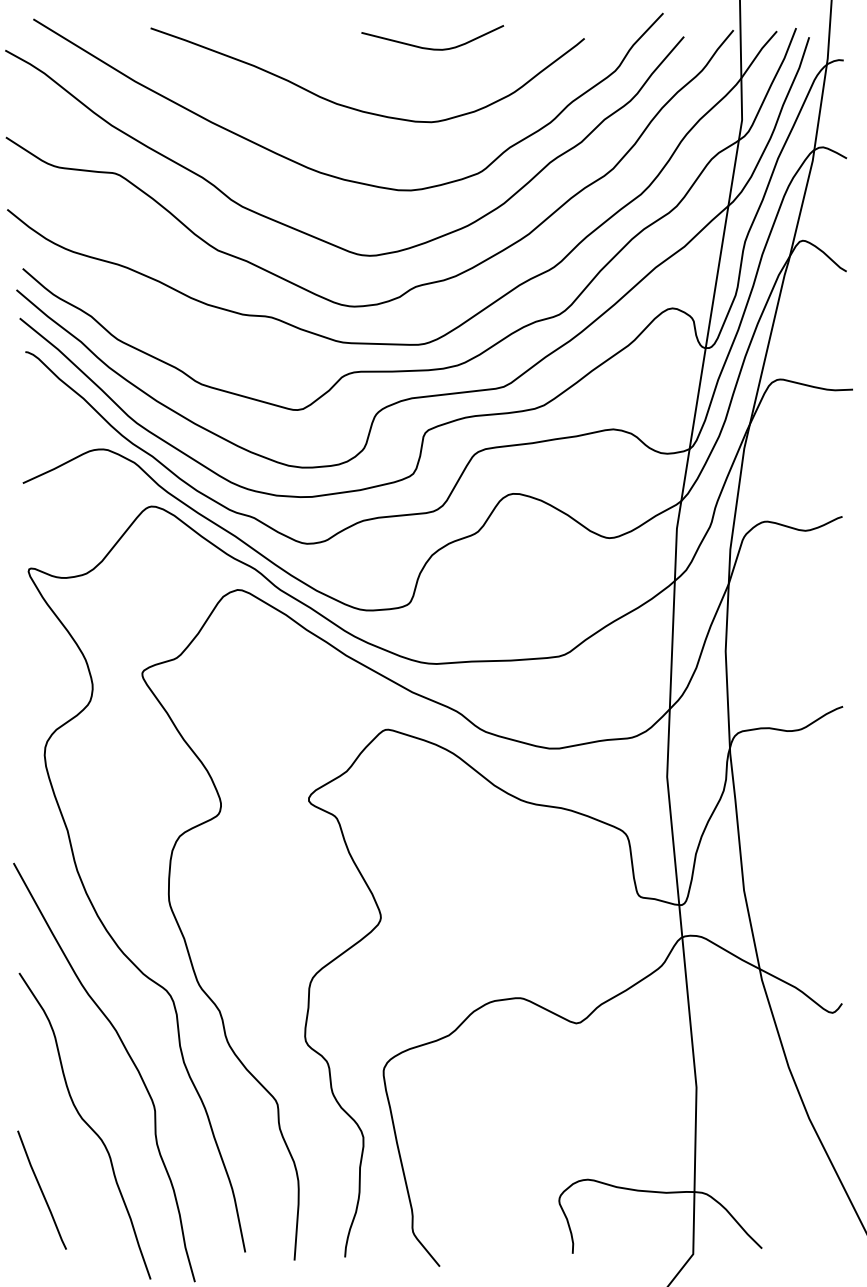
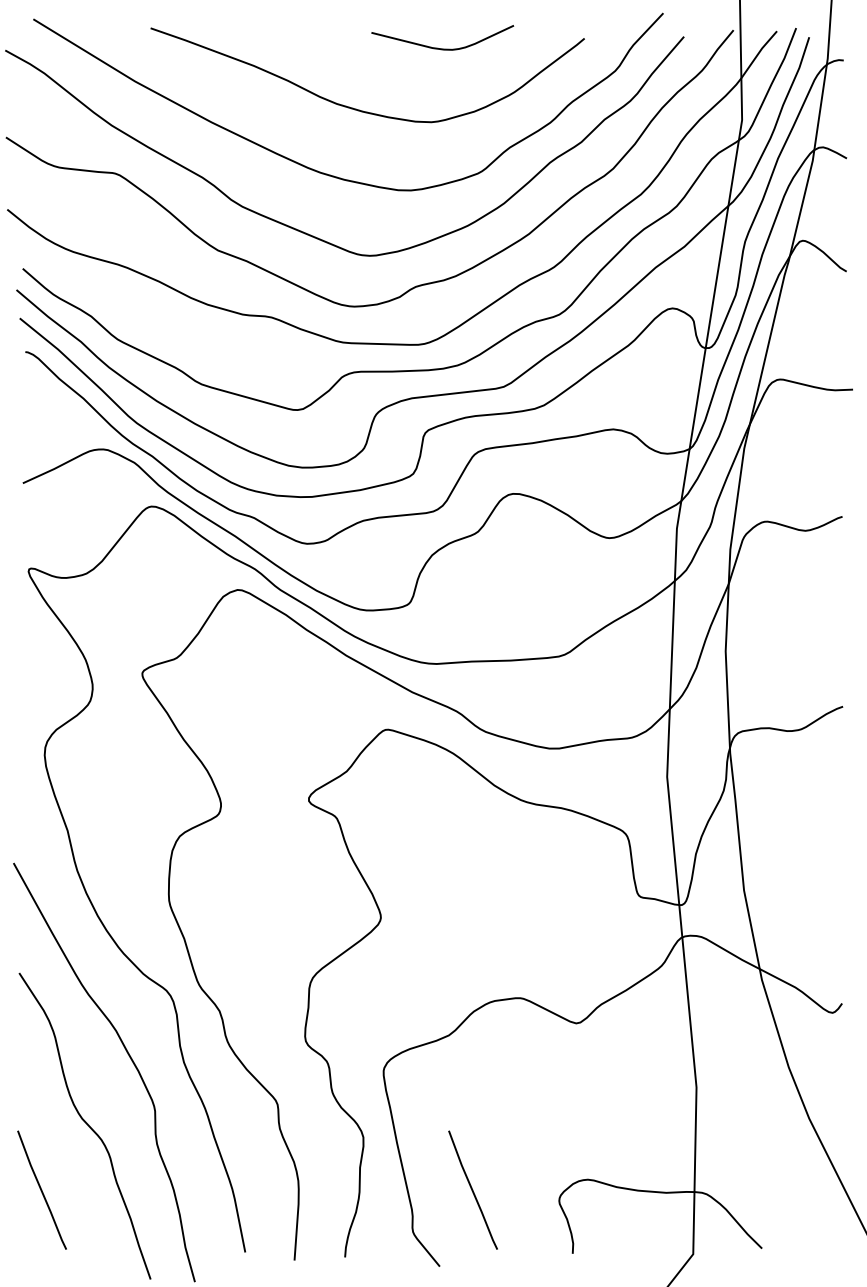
curve position: (432, 48) -> (442, 48) (442, 48)
line: none -> present (472, 1189)
